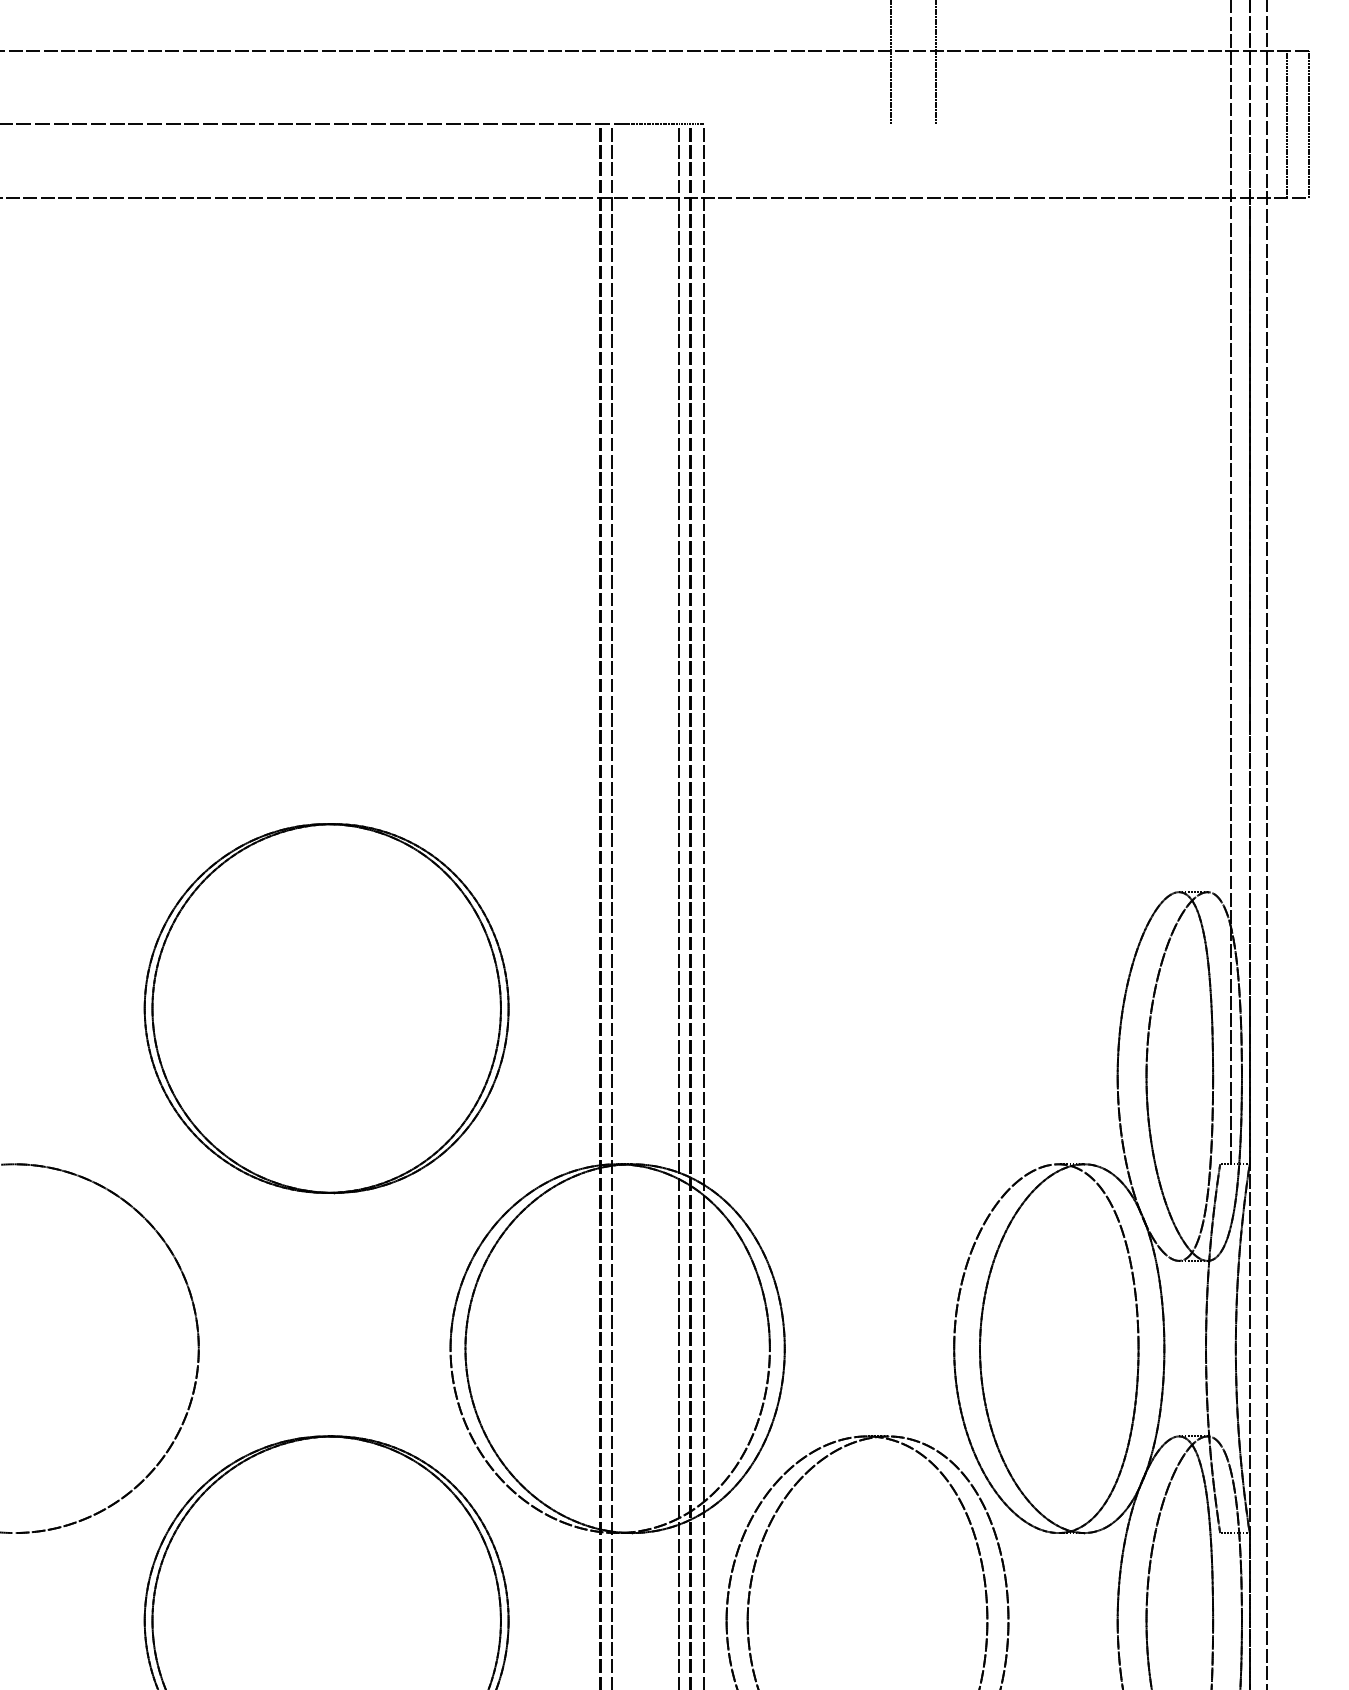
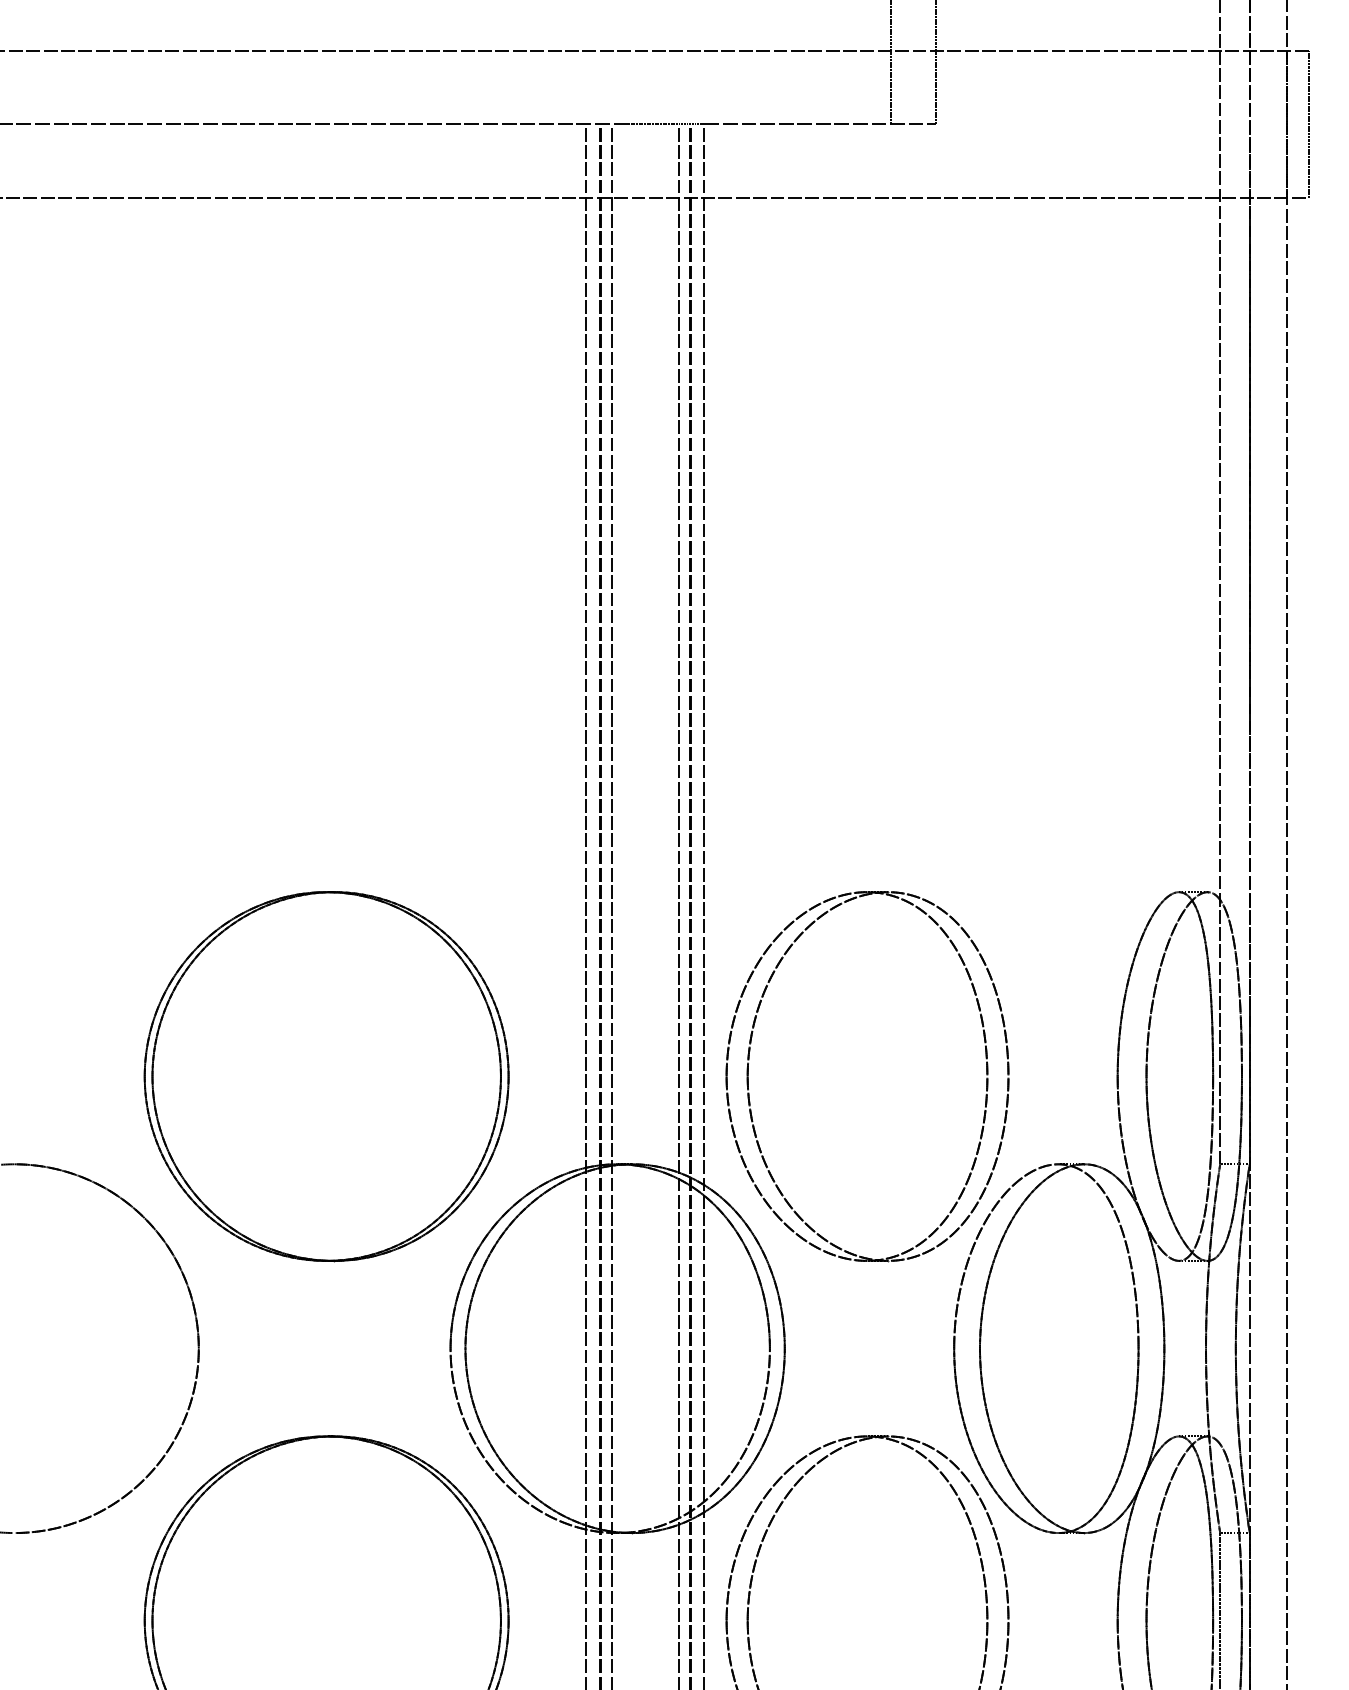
line: none -> present (820, 124)
line position: (1231, 583) -> (1220, 583) (1220, 583)
line position: (1266, 844) -> (1286, 844) (1286, 844)
line: none -> present (586, 905)
part position: (326, 1008) -> (326, 1076) (326, 1076)
part: none -> present (748, 1076)
line: none -> present (1220, 1609)
